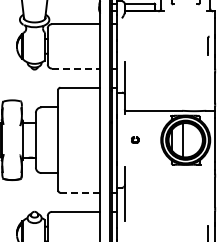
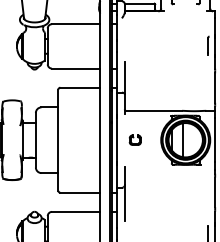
line: dashed -> solid (76, 68)
part size: 9x8 px -> 14x12 px (134, 139)
line: dashed -> solid (80, 192)
